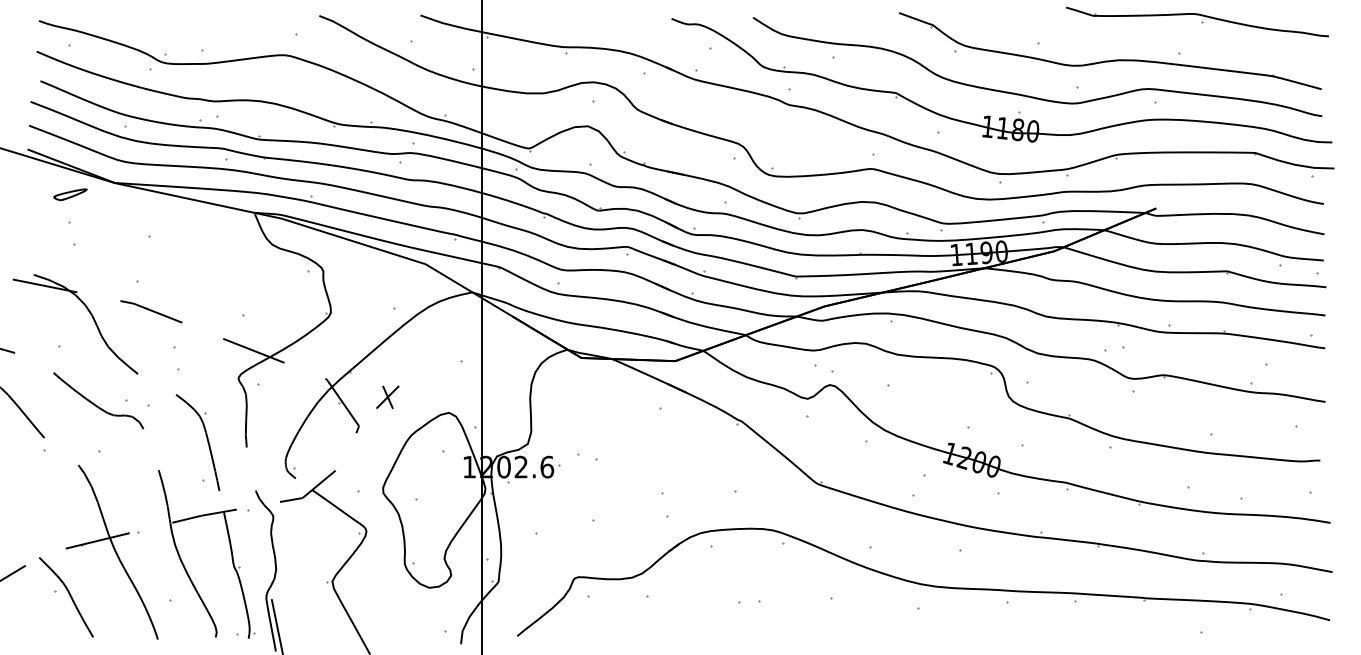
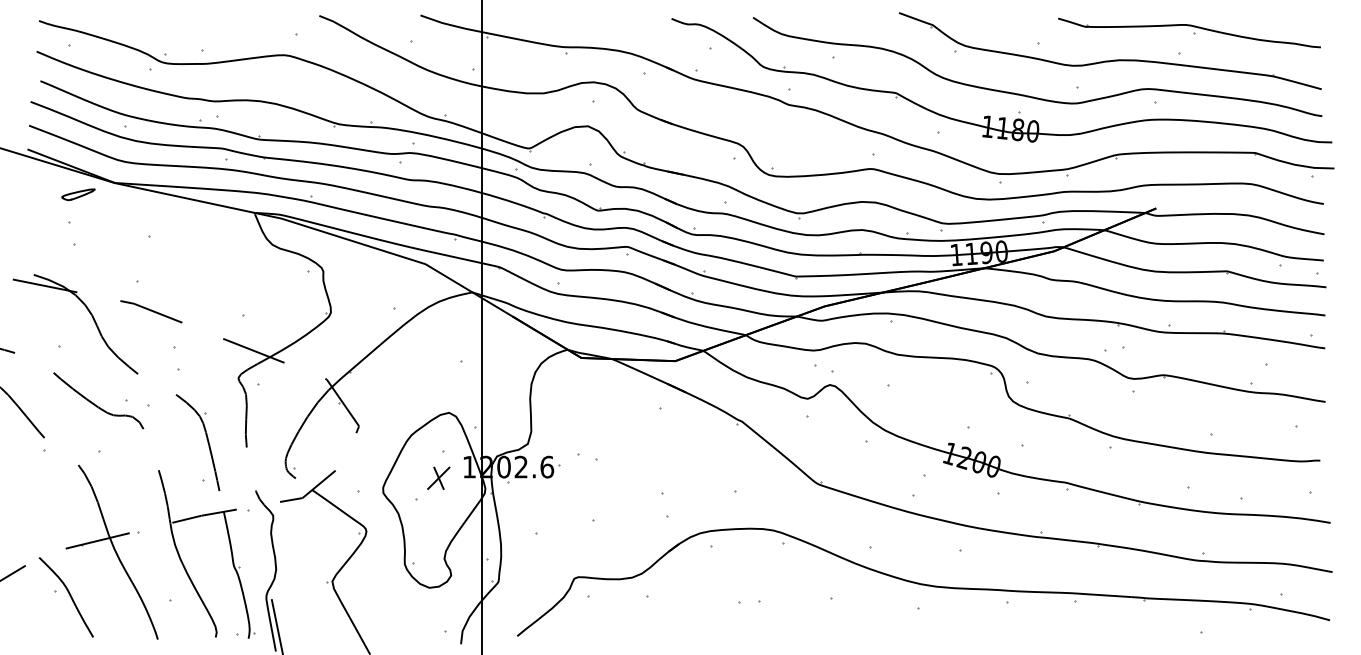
part position: (1197, 21) -> (1189, 32) (1189, 32)
part position: (70, 194) -> (78, 194) (78, 194)
part position: (387, 396) -> (438, 477) (438, 477)
